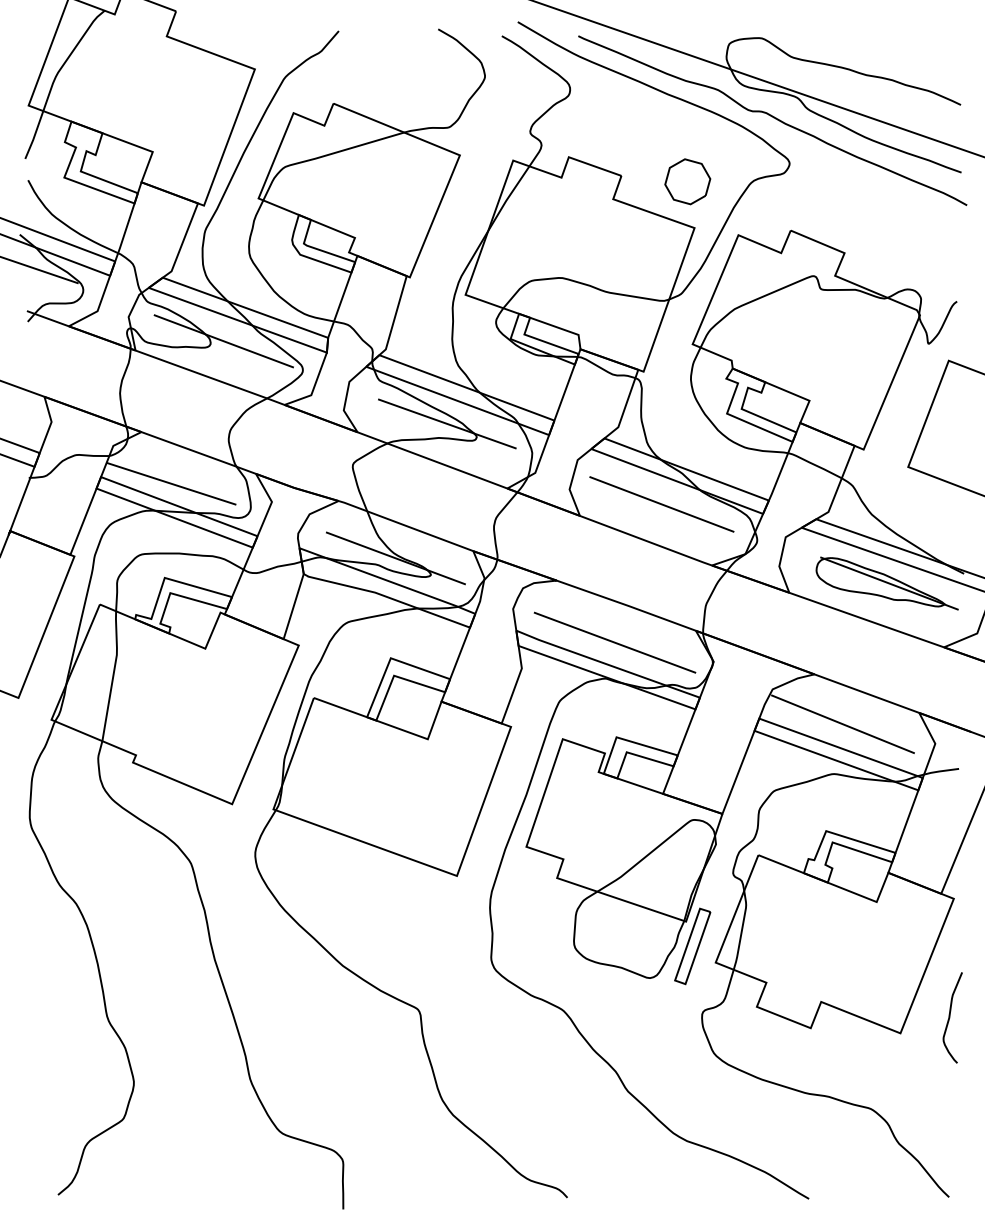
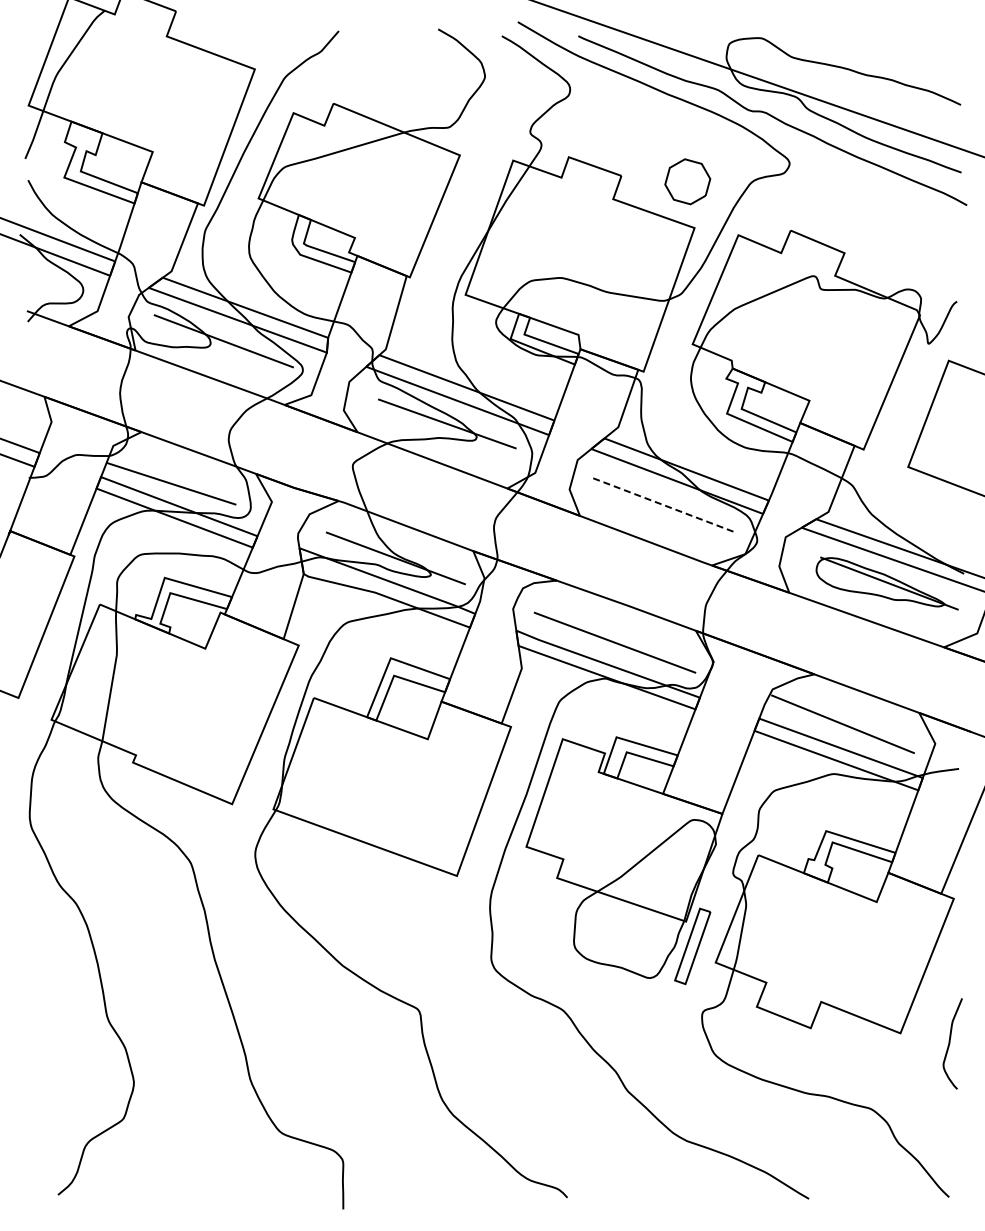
line: present -> none (39, 270)
line: solid -> dashed (661, 504)
curve position: (950, 1017) -> (950, 1043) (950, 1043)
